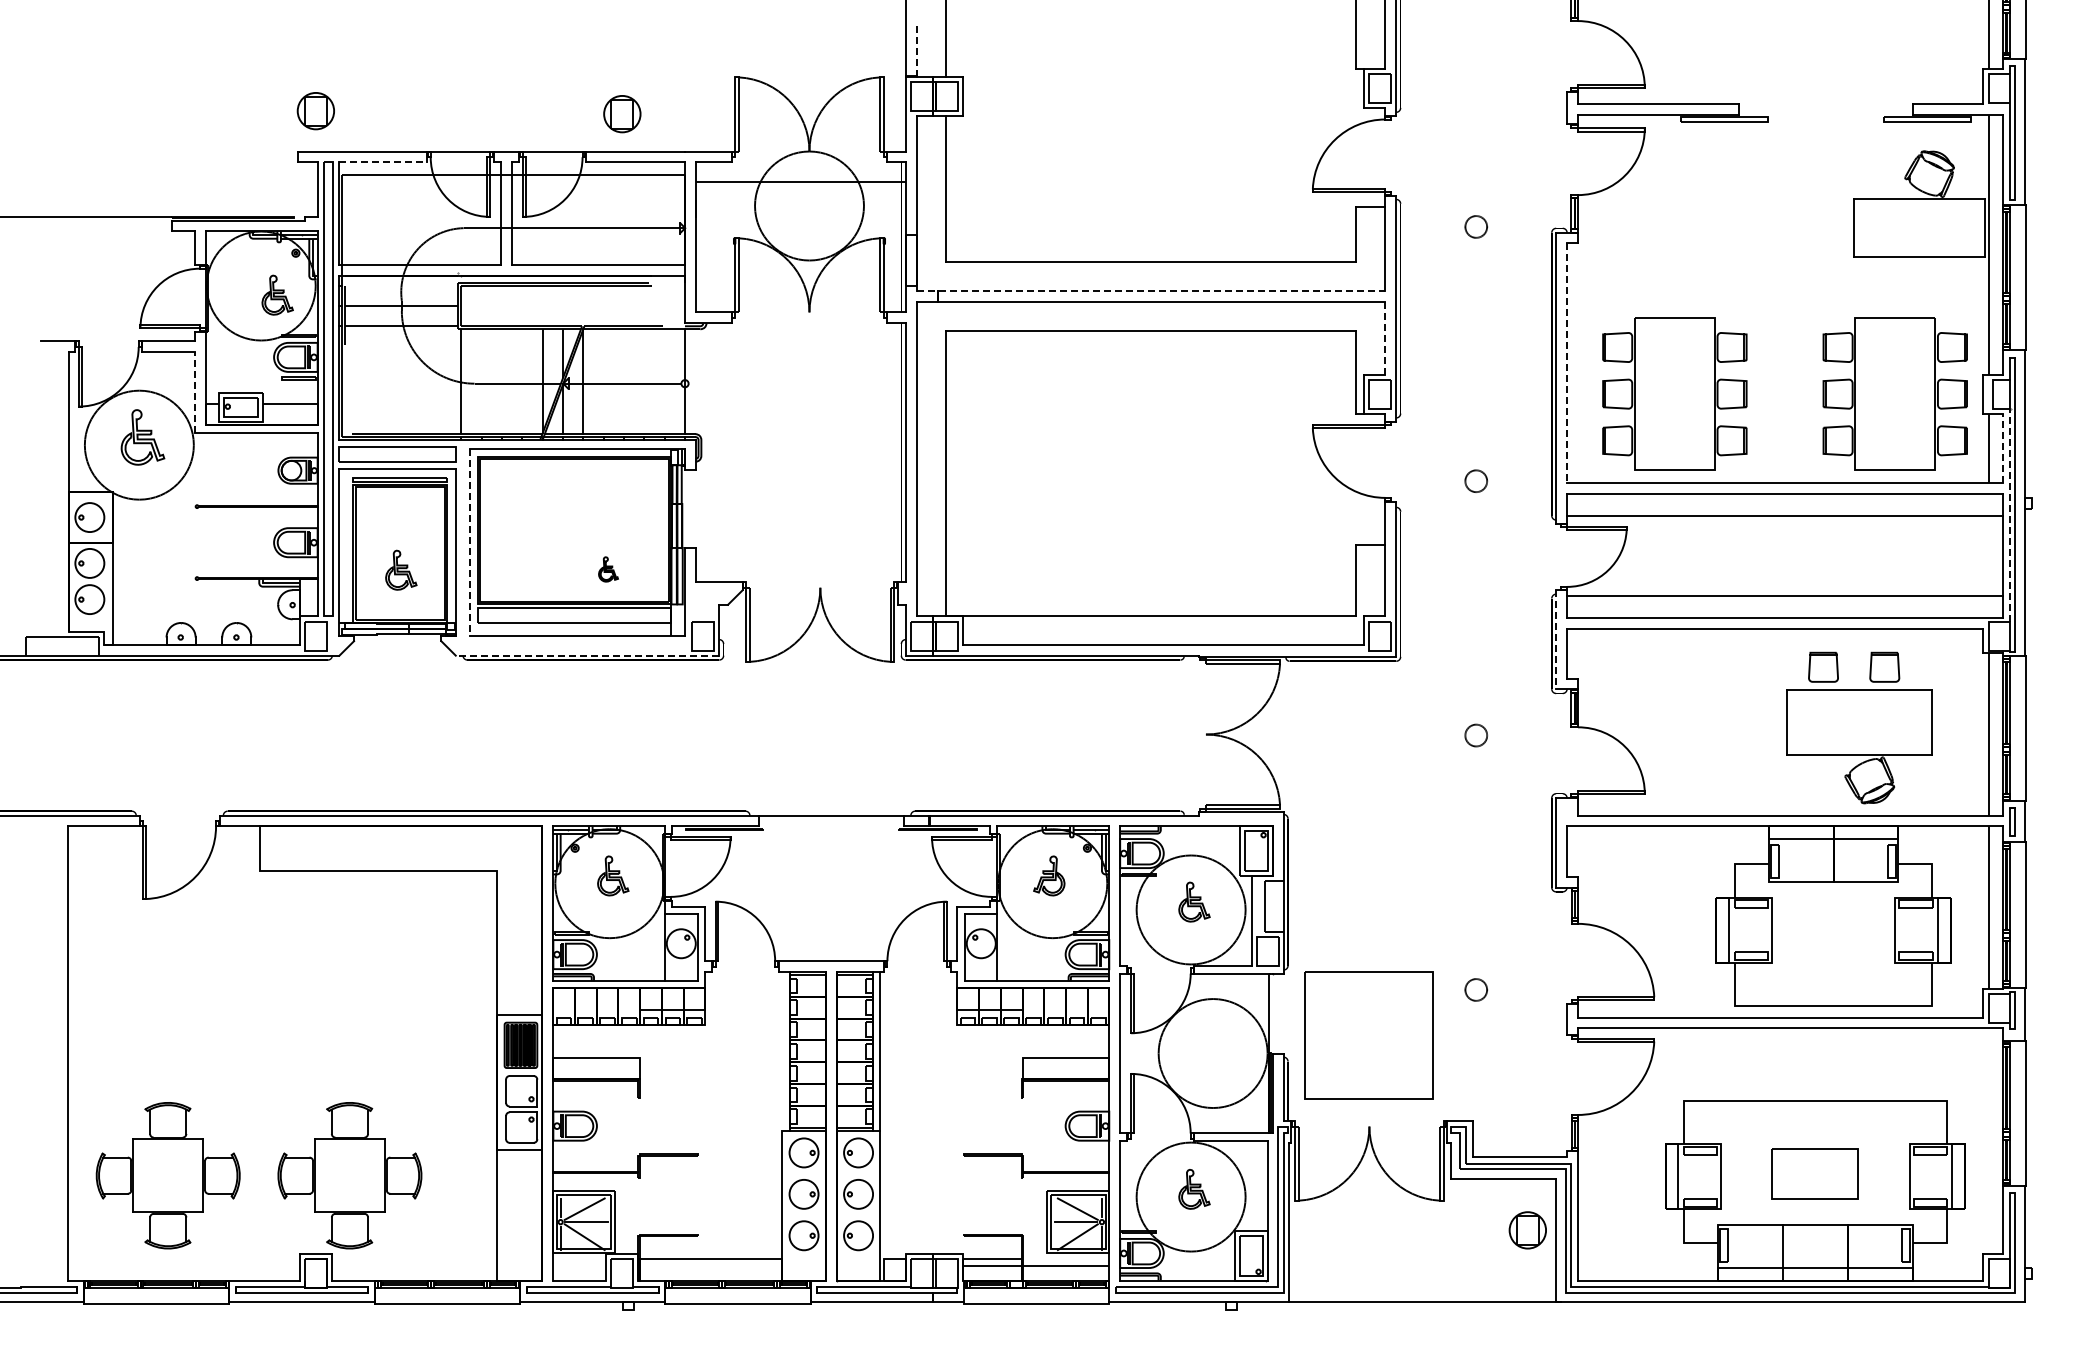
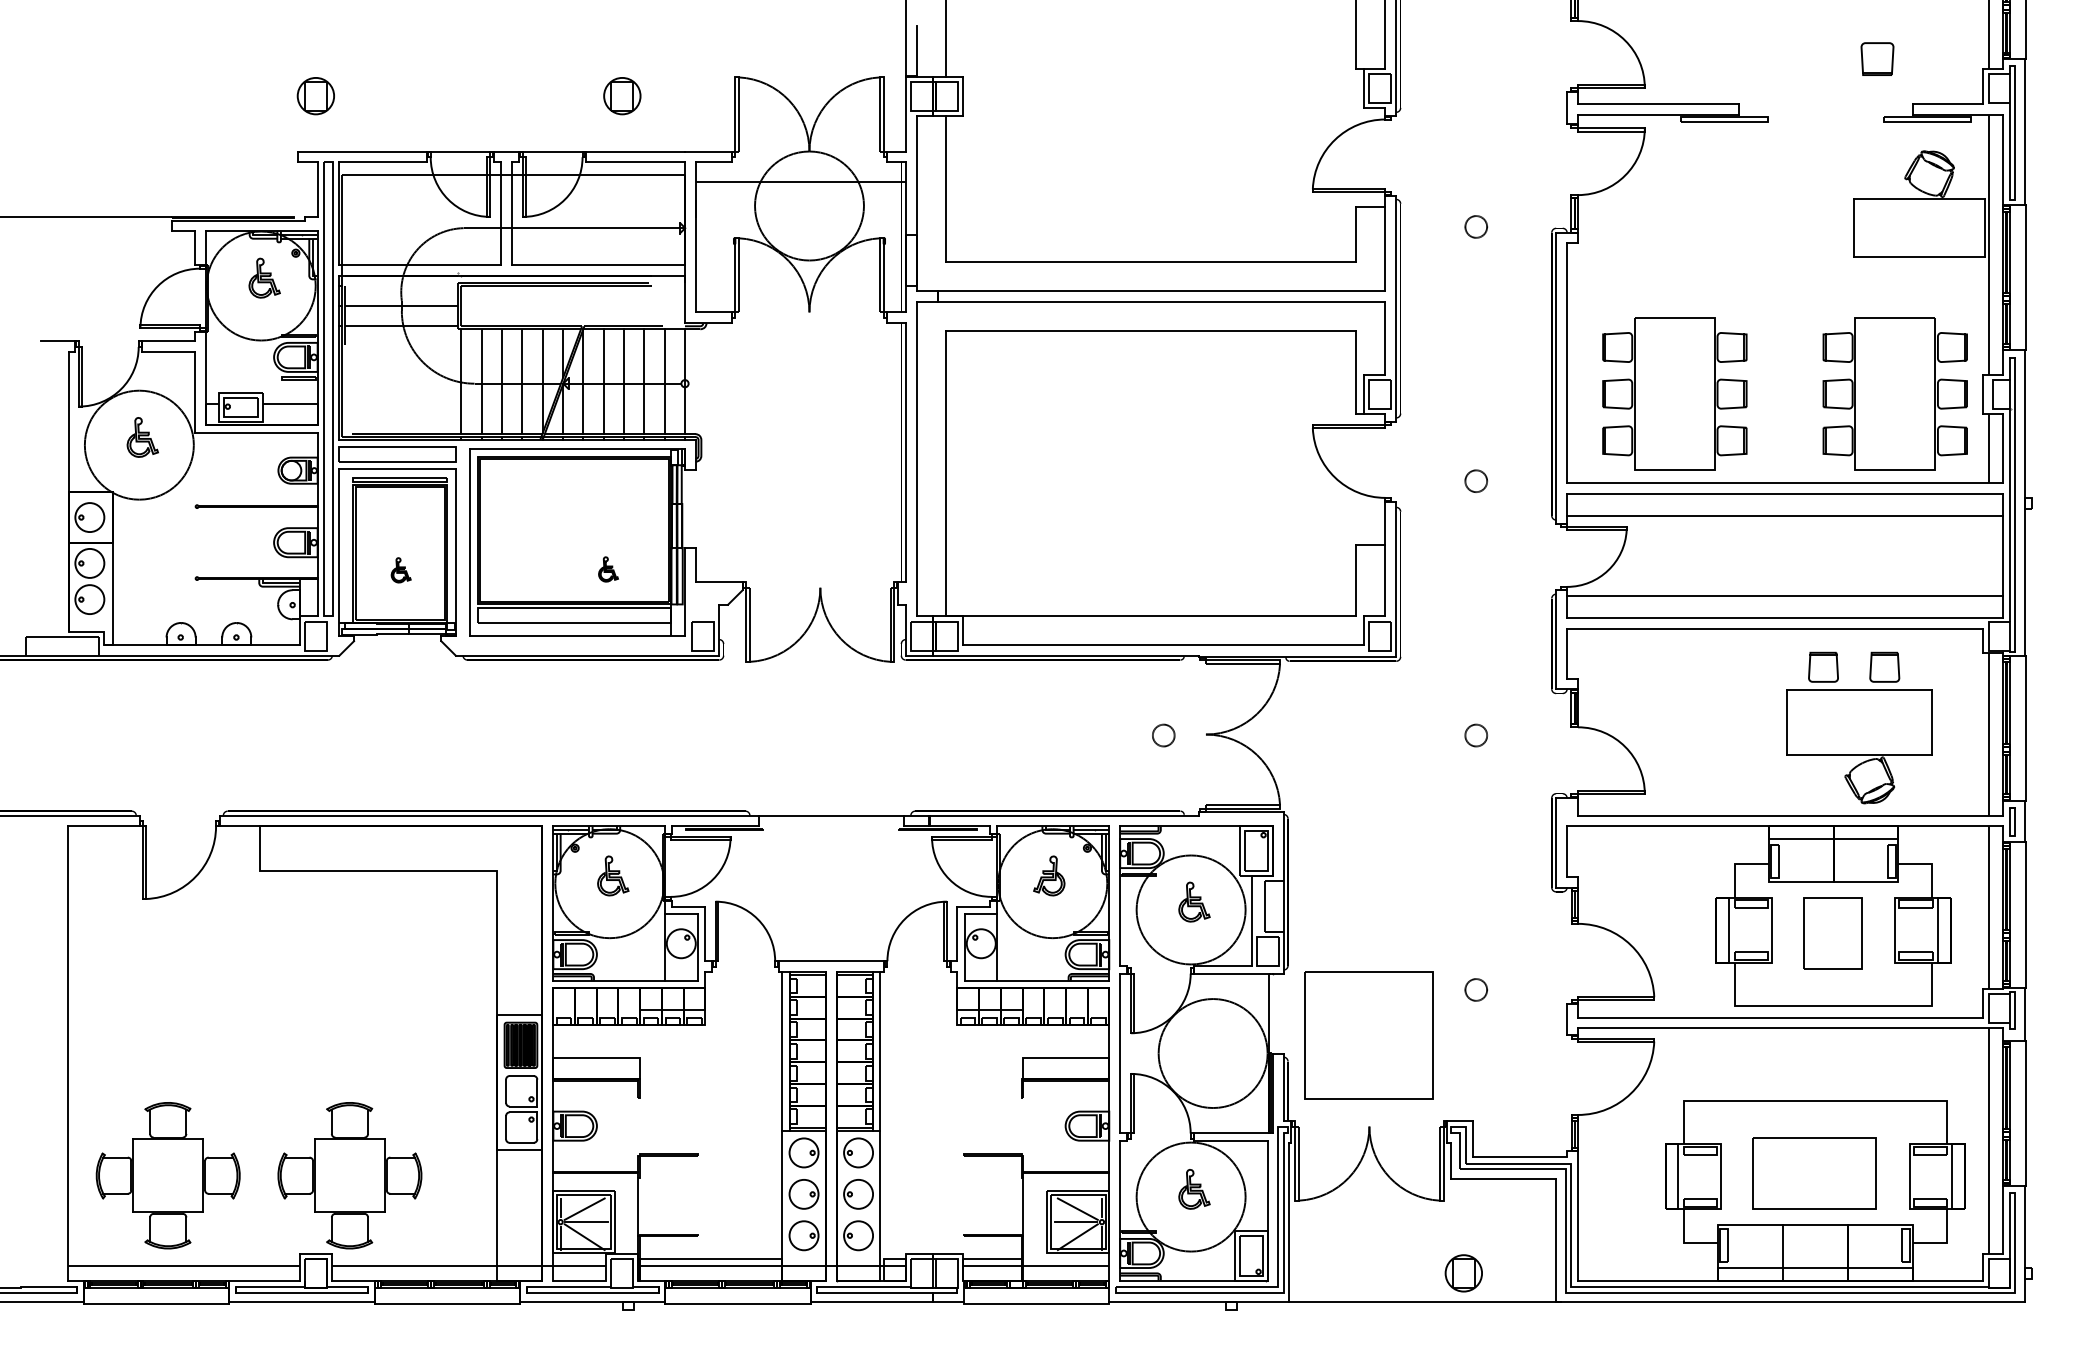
line: dashed -> solid (916, 50)
part: none -> present (1877, 58)
part position: (315, 111) -> (315, 96) (315, 96)
part position: (622, 114) -> (622, 96) (622, 96)
line: dashed -> solid (383, 162)
line: dashed -> solid (1151, 291)
part position: (277, 294) -> (264, 277) (264, 277)
line: dashed -> solid (1385, 339)
line: dashed -> solid (1567, 363)
line: none -> present (481, 381)
line: none -> present (501, 381)
line: none -> present (522, 381)
line: none -> present (603, 381)
line: none -> present (623, 381)
line: none -> present (644, 381)
line: none -> present (664, 381)
line: dashed -> solid (194, 391)
part size: 46x57 px -> 33x41 px (142, 437)
line: dashed -> solid (2003, 448)
line: dashed -> solid (2009, 513)
line: dashed -> solid (470, 542)
part size: 33x42 px -> 22x27 px (400, 570)
line: dashed -> solid (1556, 640)
line: dashed -> solid (587, 655)
circle: none -> present (1163, 735)
part: none -> present (1832, 933)
line: none -> present (782, 1051)
line: none -> present (1988, 1140)
part size: 88x52 px -> 125x73 px (1814, 1173)
line: none -> present (638, 1207)
line: none -> present (1023, 1207)
part position: (1527, 1230) -> (1463, 1273) (1463, 1273)
line: none -> present (183, 1266)
line: none -> present (468, 1266)
line: none -> present (771, 1266)
